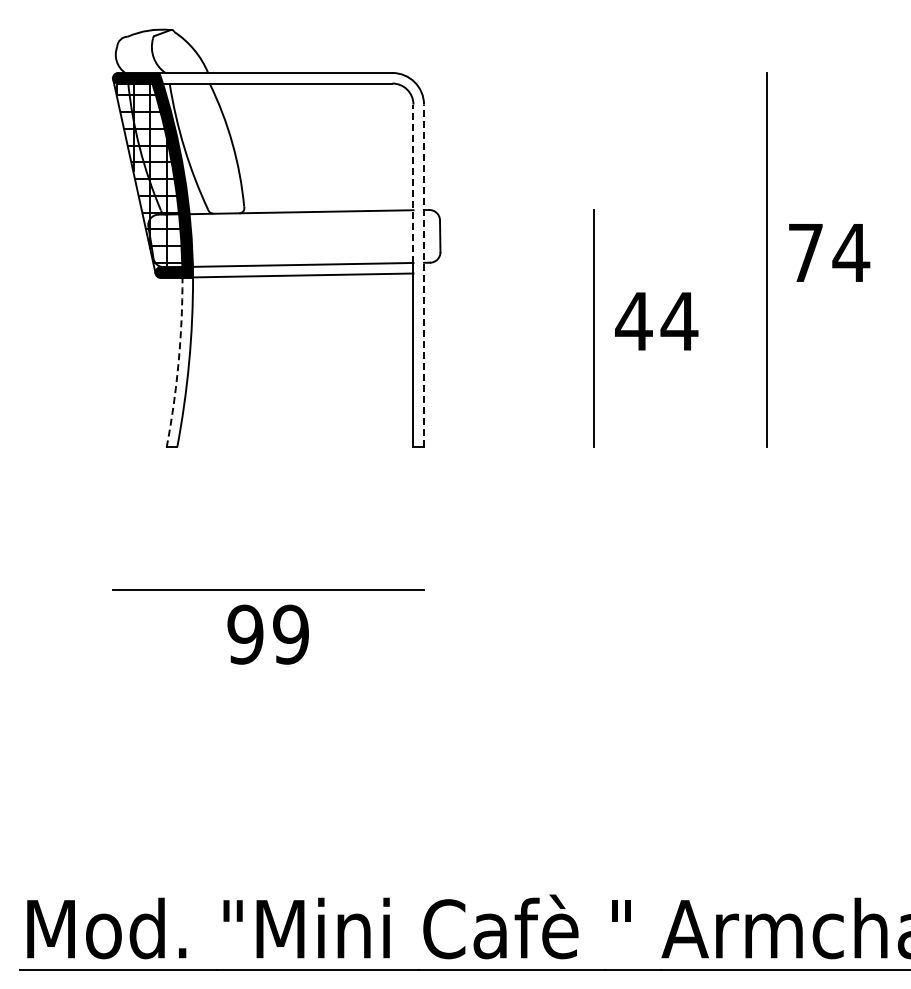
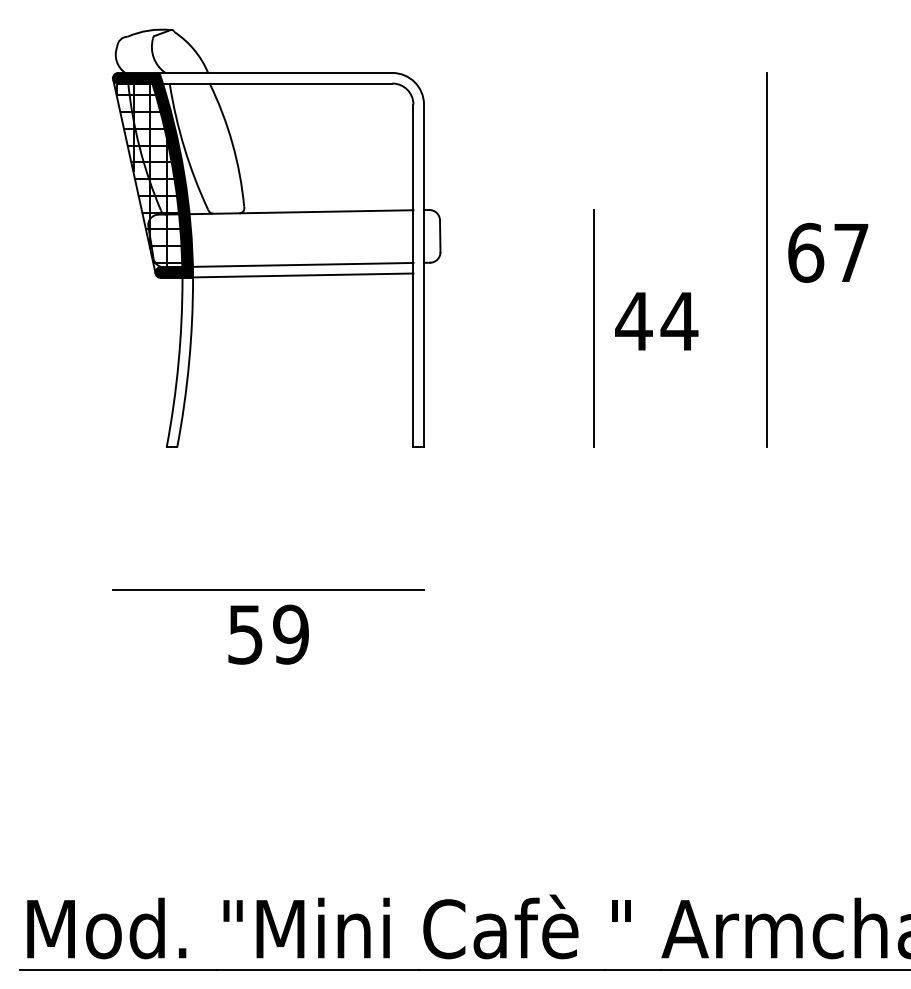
line: dashed -> solid (413, 183)
text: 74 -> 67 (829, 252)
line: dashed -> solid (424, 275)
arc: dashed -> solid (178, 363)
text: 99 -> 59 (245, 634)
